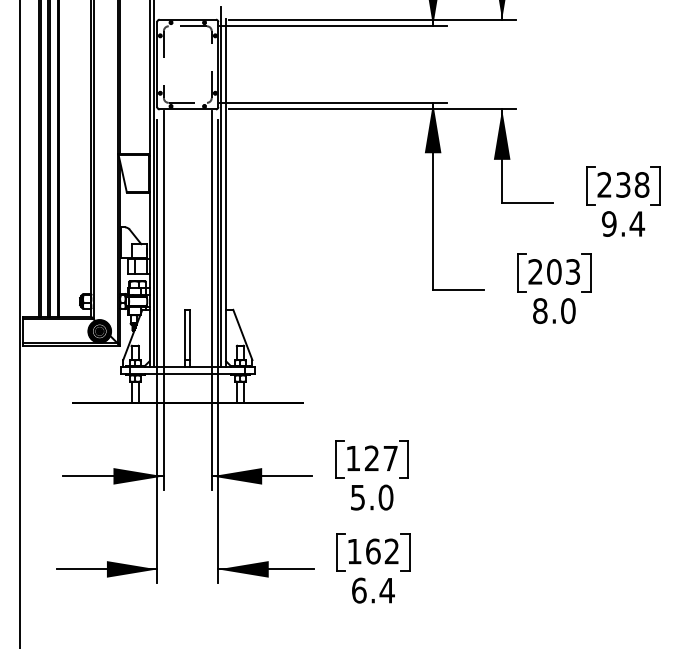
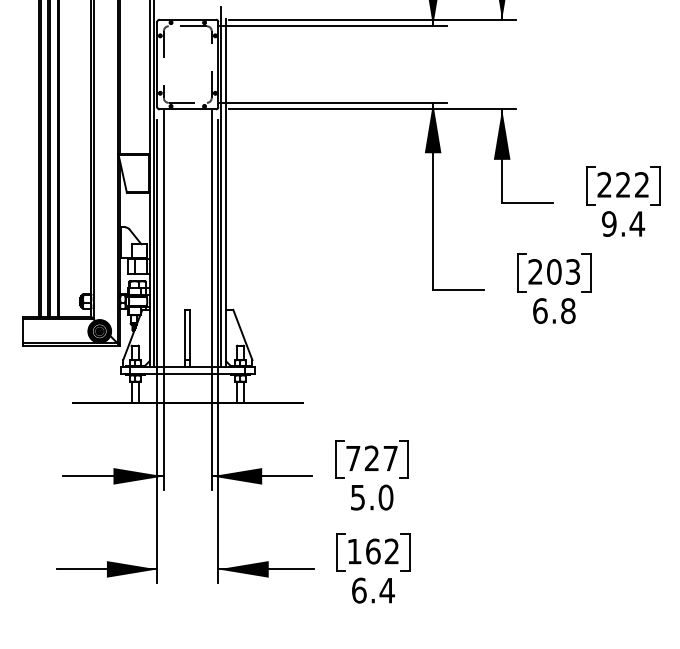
text: 238 -> 222 (632, 184)
text: 8.0 -> 6.8 (554, 310)
line: present -> none (20, 323)
text: 127 -> 727 (353, 458)
